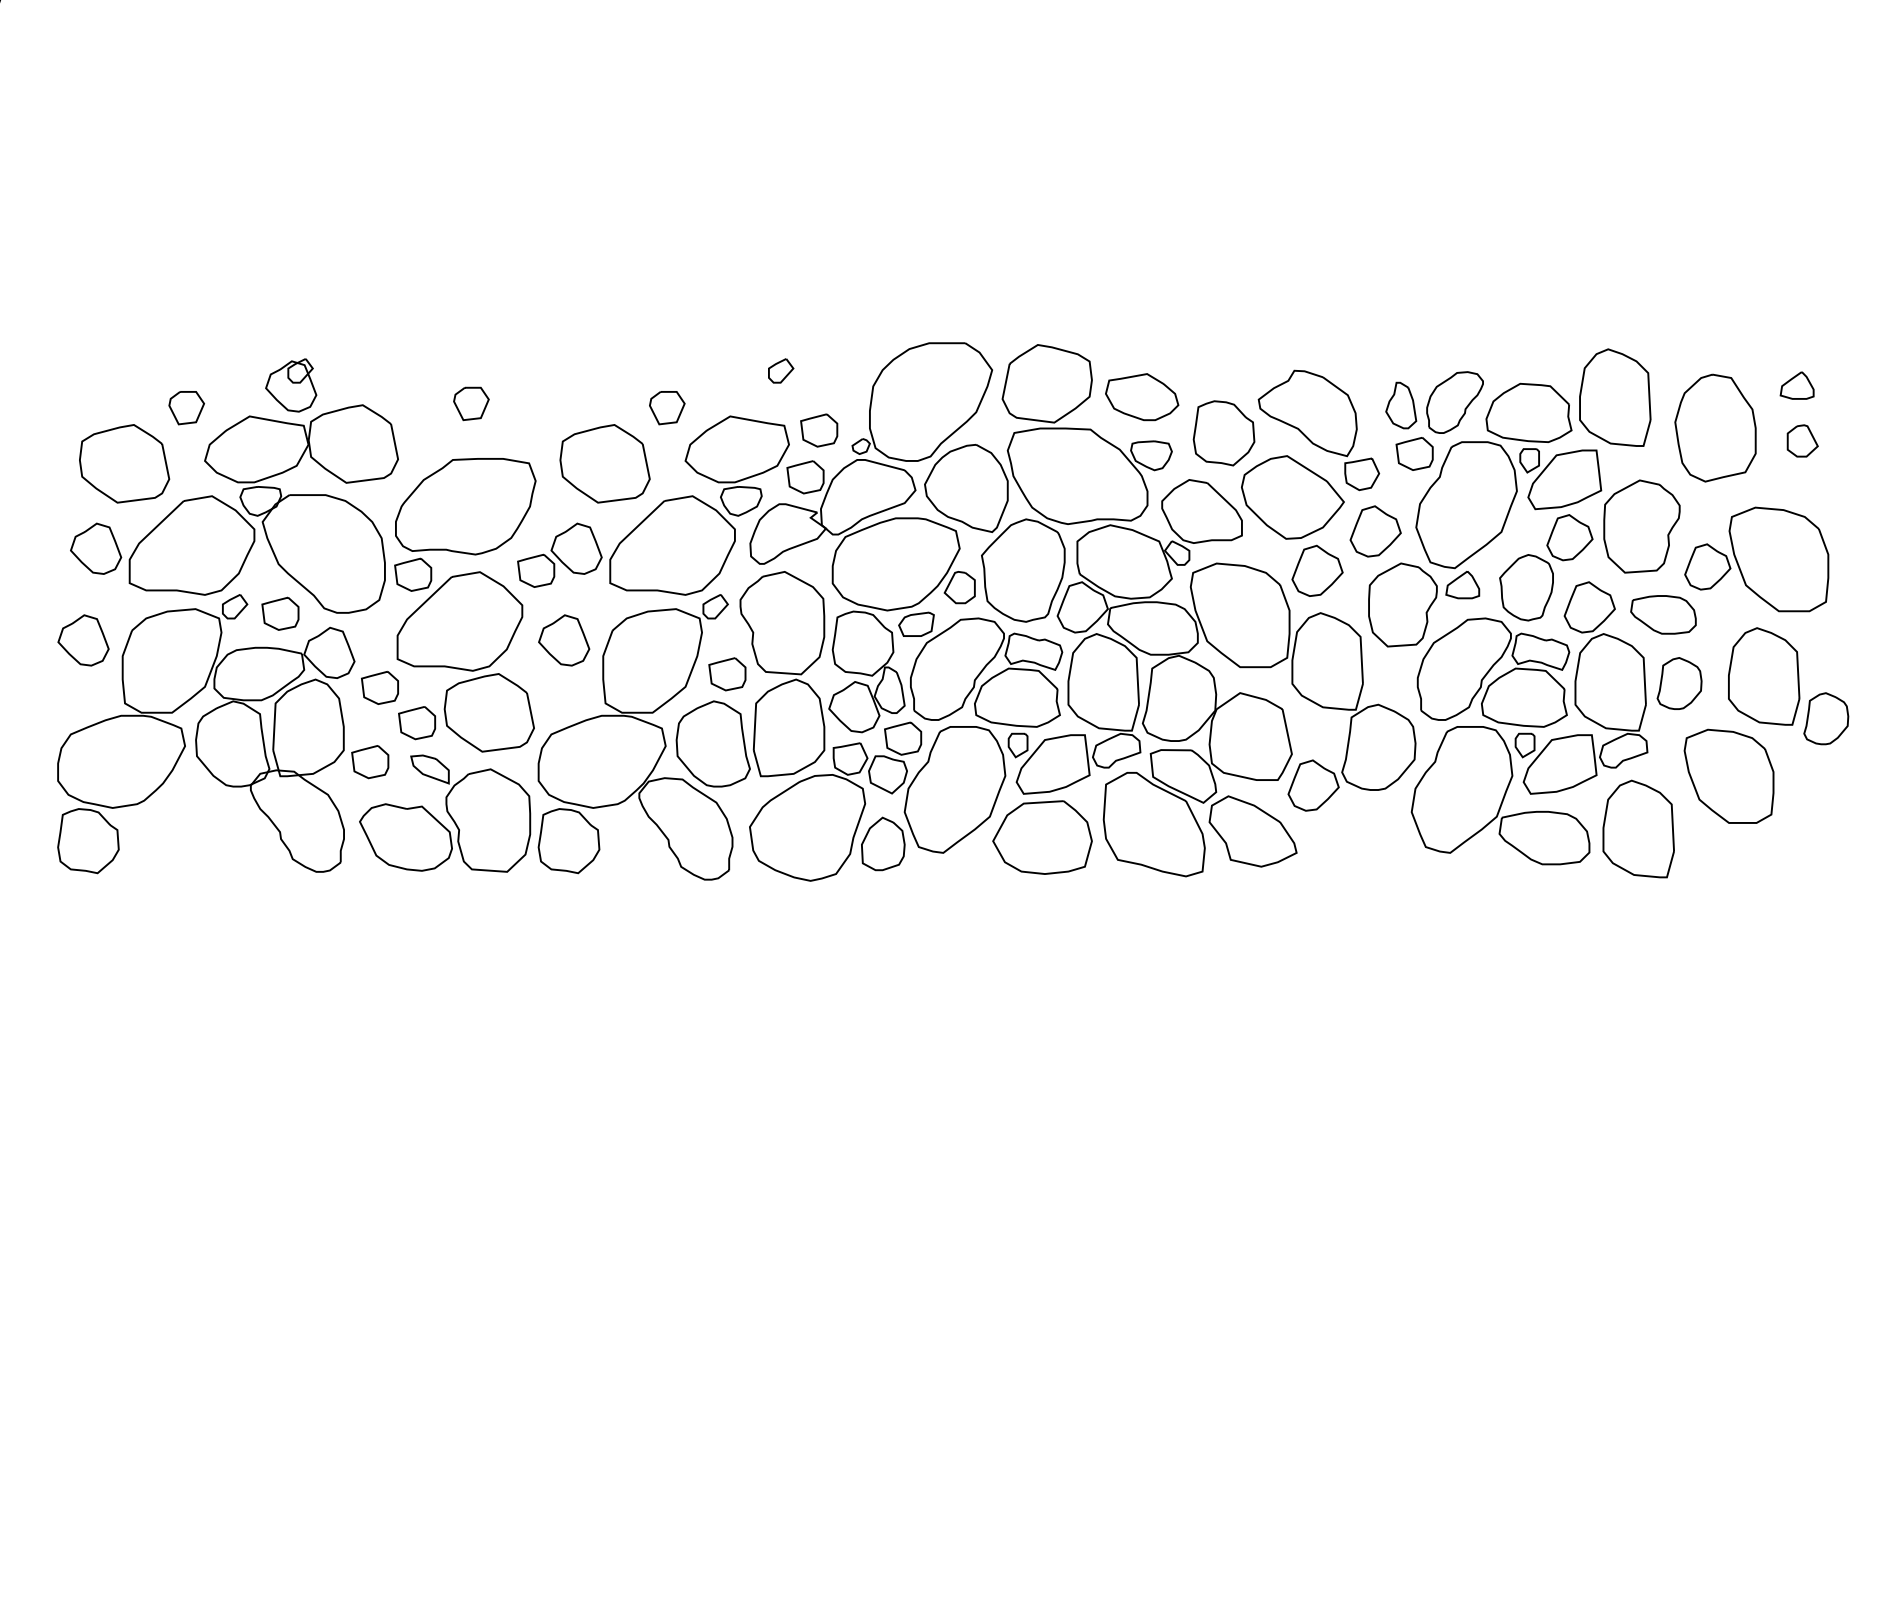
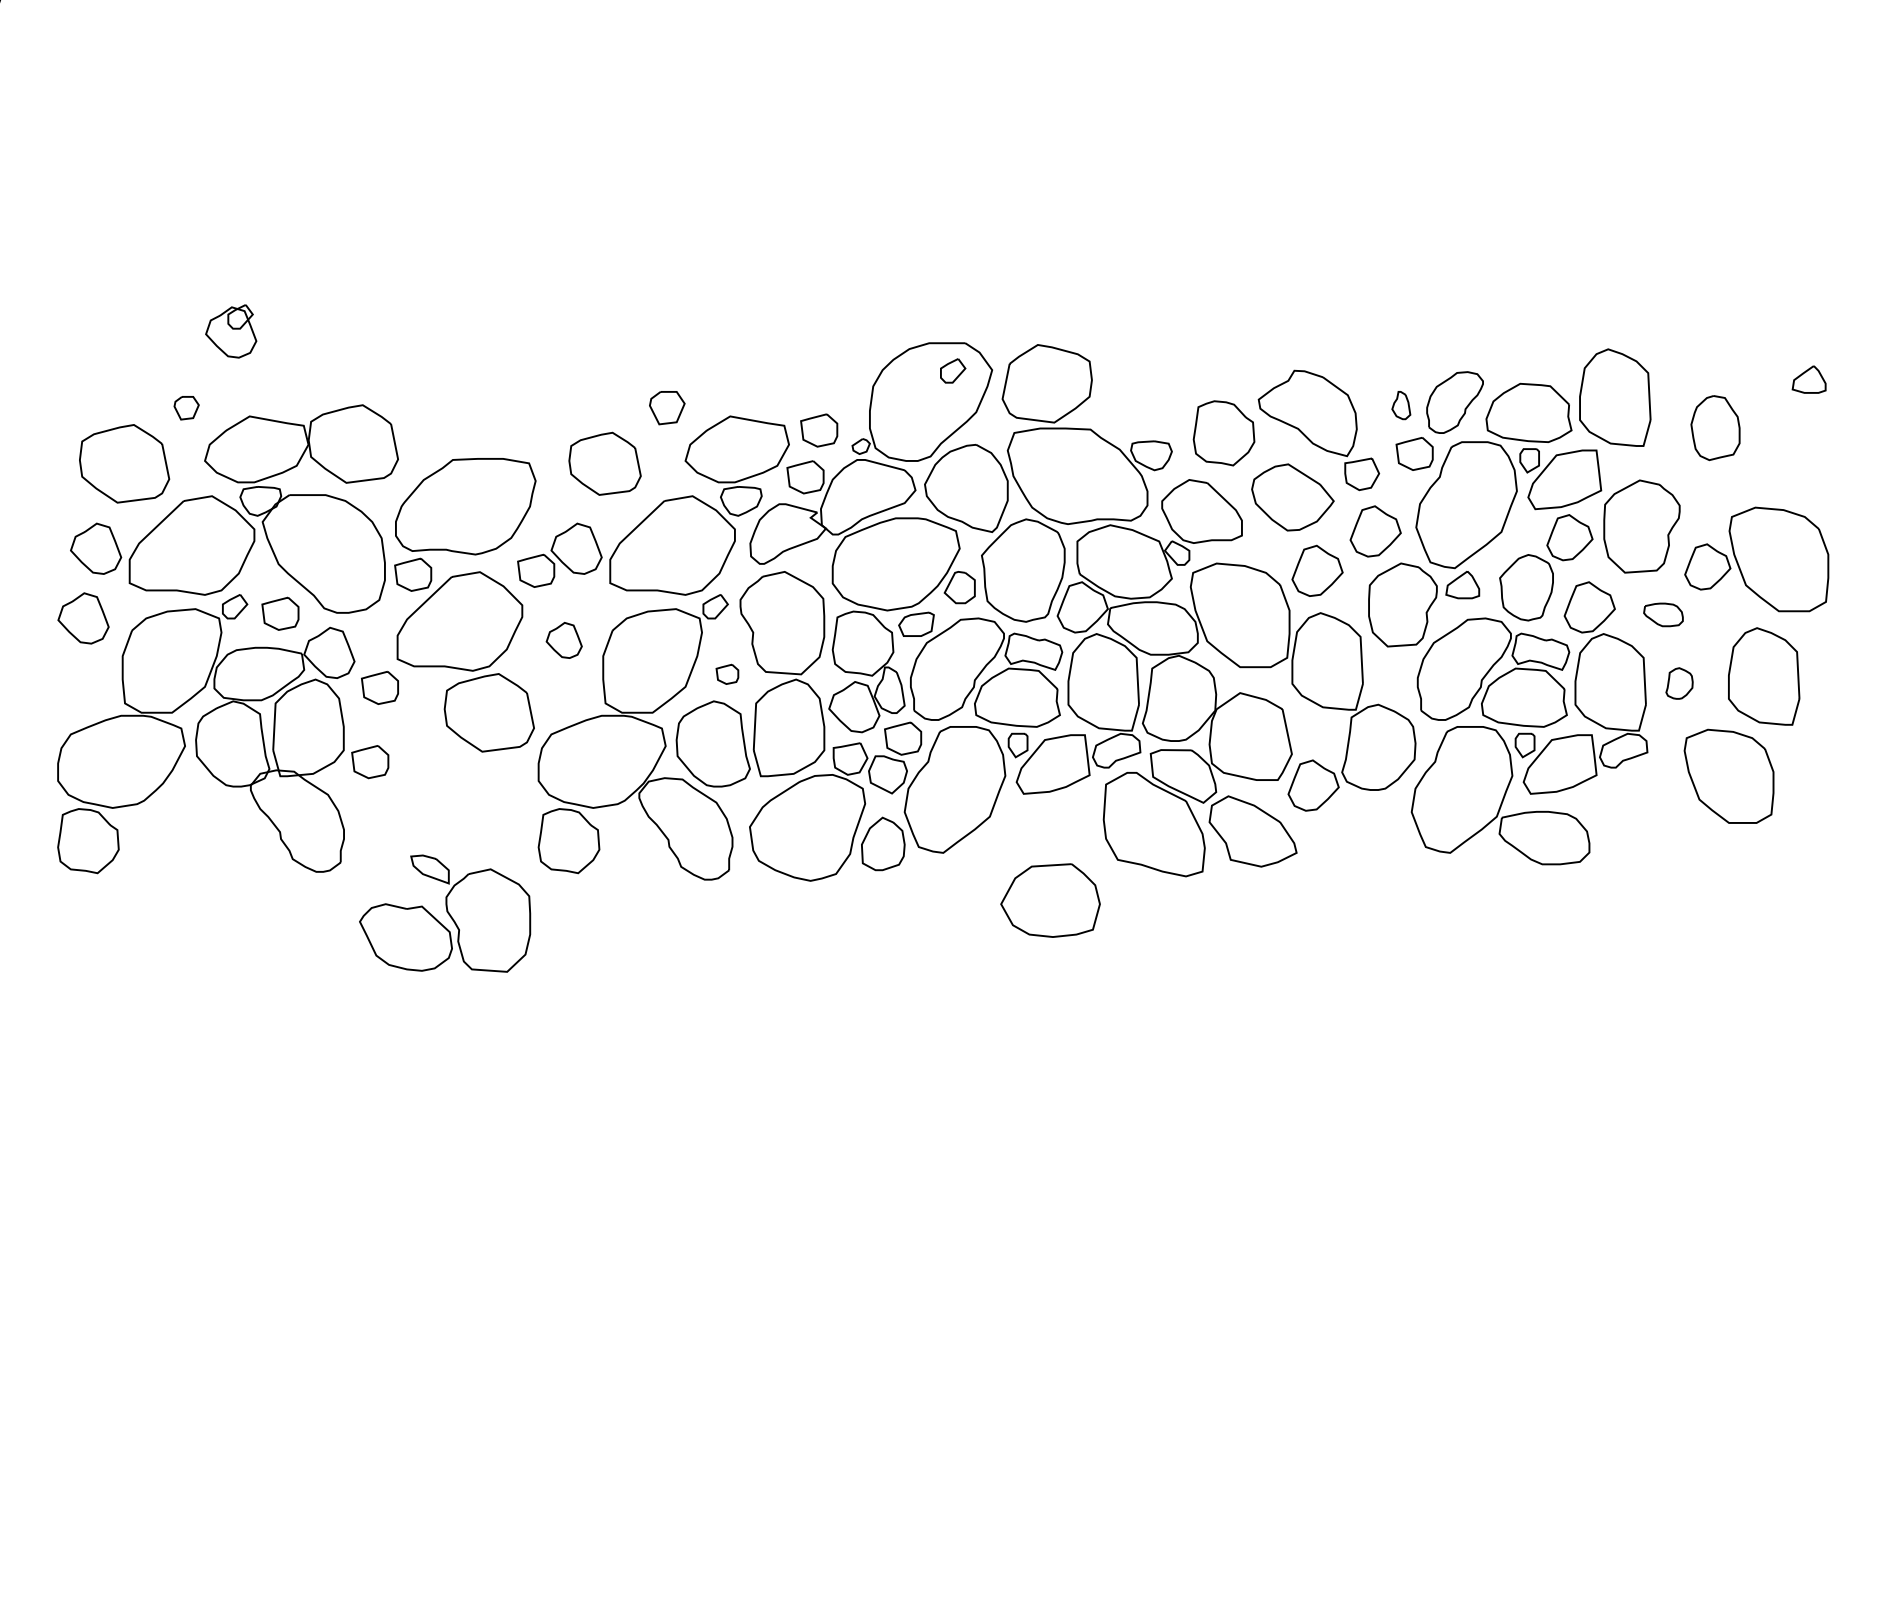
part position: (781, 370) -> (953, 370) (953, 370)
part position: (291, 385) -> (231, 331) (231, 331)
part position: (1796, 385) -> (1808, 379) (1808, 379)
part: present -> none (1142, 397)
part: present -> none (471, 403)
part size: 33x49 px -> 21x30 px (1401, 405)
part size: 37x35 px -> 27x25 px (186, 408)
part size: 83x110 px -> 51x67 px (1715, 428)
part: present -> none (1802, 440)
part size: 92x80 px -> 74x65 px (604, 463)
part size: 104x85 px -> 84x69 px (1292, 497)
part size: 67x40 px -> 41x26 px (1663, 614)
part position: (83, 640) -> (83, 618) (83, 618)
part size: 53x53 px -> 38x37 px (563, 640)
part size: 39x35 px -> 25x22 px (727, 673)
part size: 47x53 px -> 29x33 px (1679, 683)
part: present -> none (1826, 718)
part: present -> none (417, 723)
part position: (445, 813) -> (445, 913) (445, 913)
part: present -> none (1638, 828)
part position: (1042, 837) -> (1050, 900) (1050, 900)
